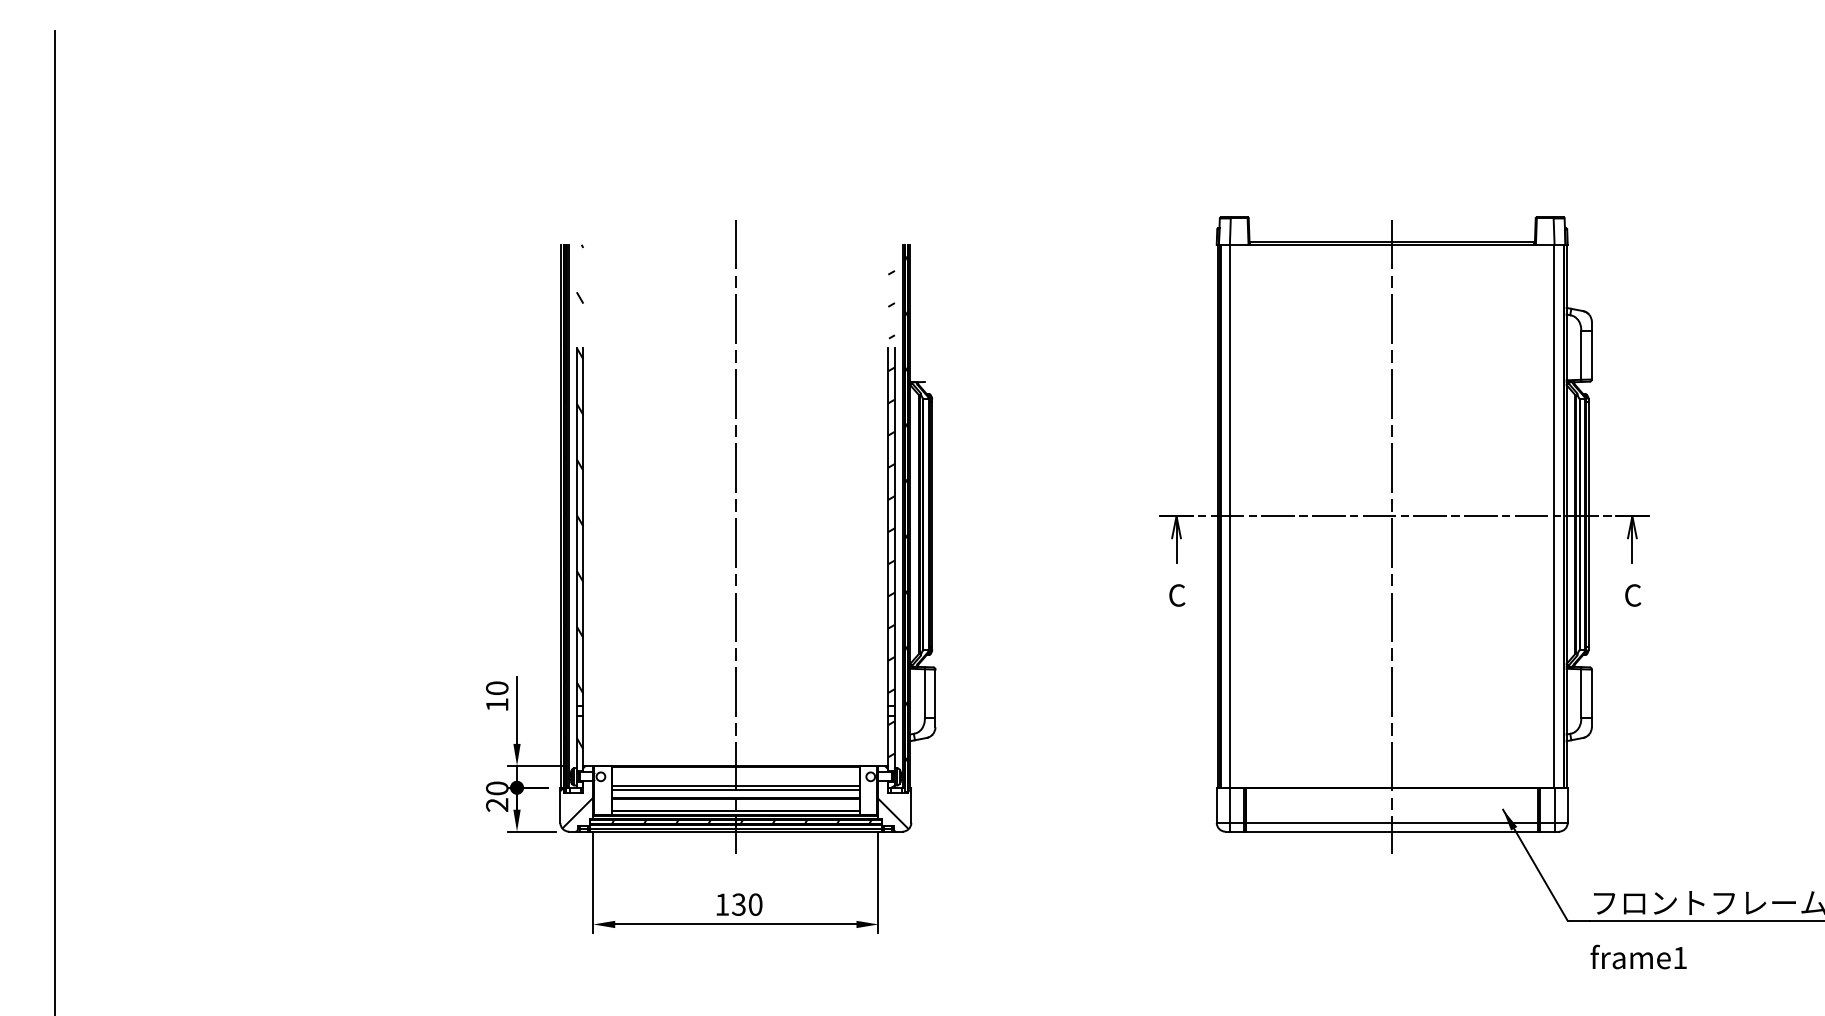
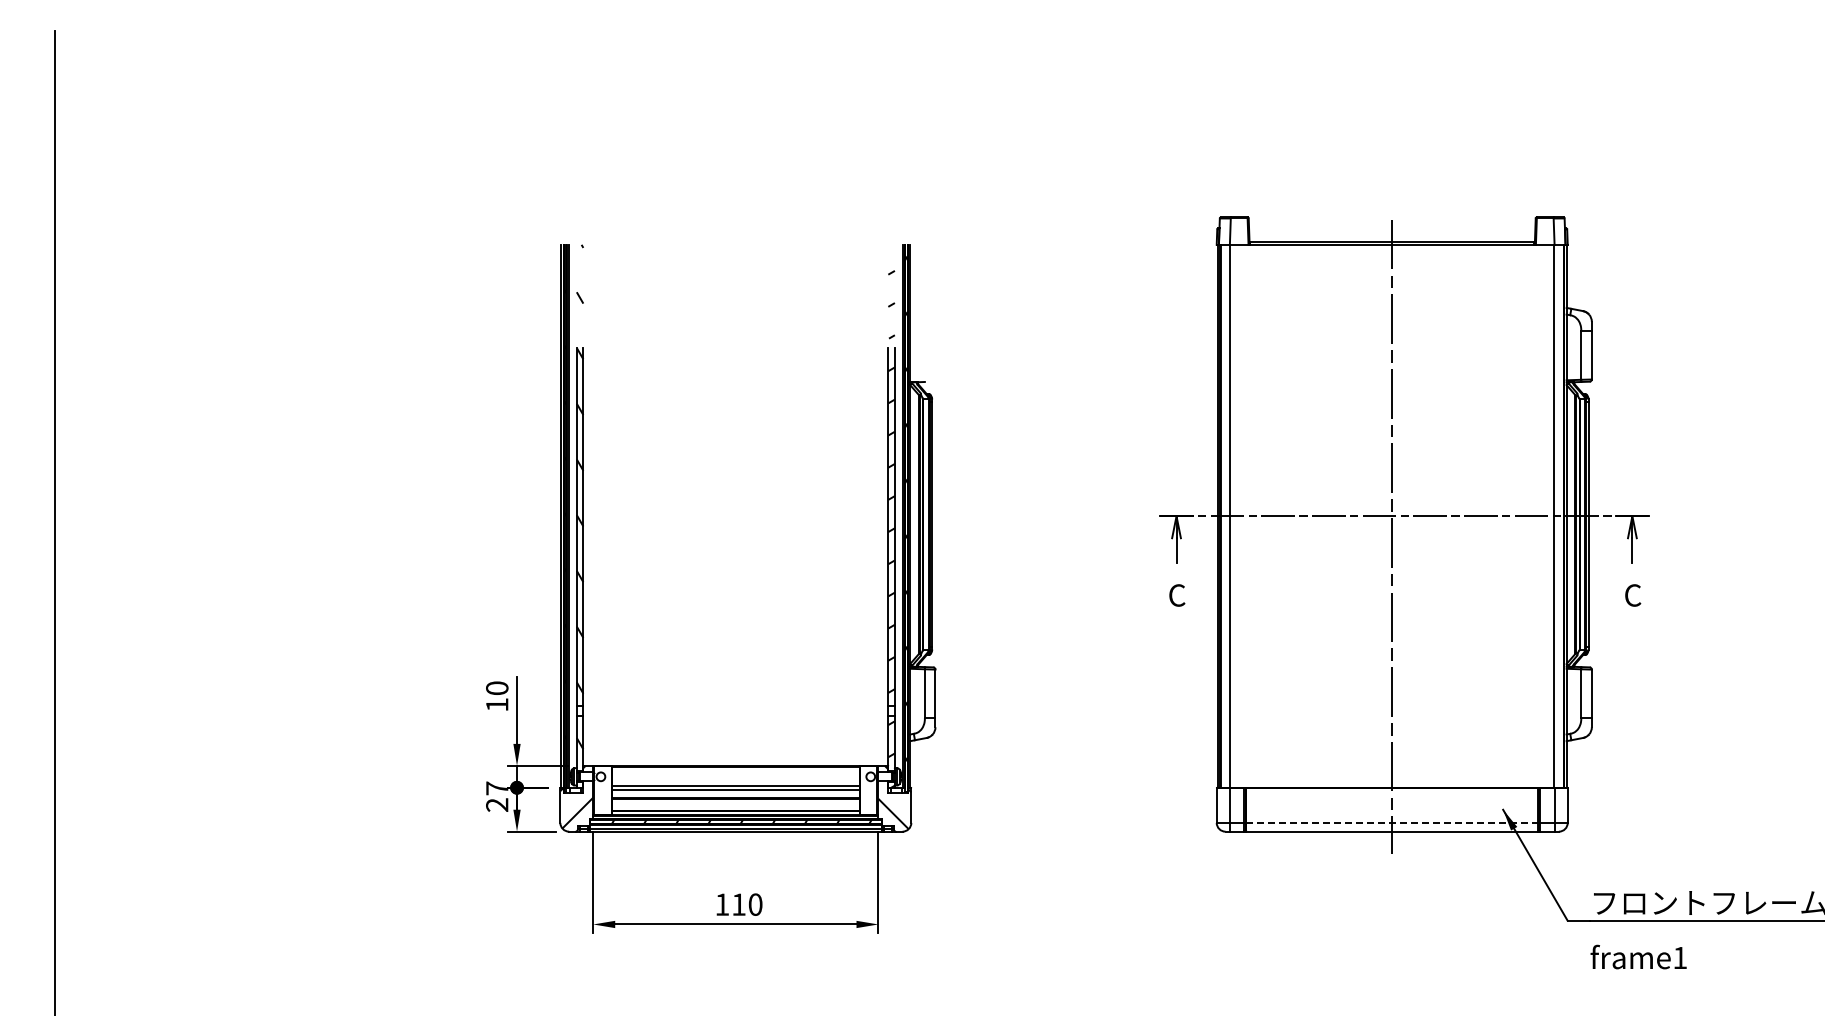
line: present -> none (735, 536)
text: 20 -> 27 (497, 788)
line: solid -> dashed (1392, 822)
text: 130 -> 110 (738, 904)
